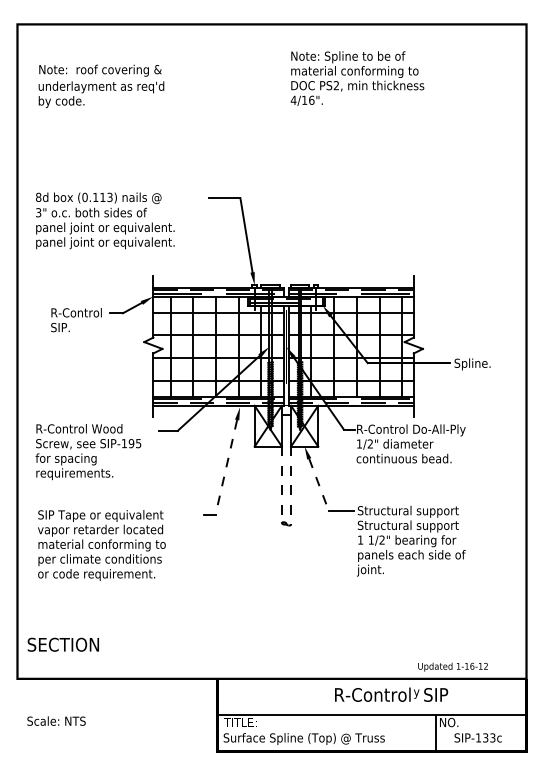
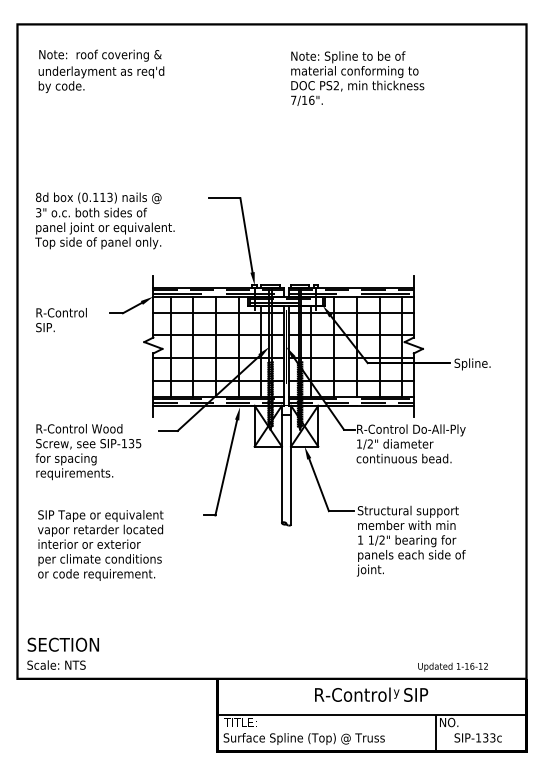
text position: (101, 85) -> (101, 70) (101, 70)
text: 4/16". -> 7/16". (293, 99)
text: panel joint or equivalent. -> Top side of panel only. (104, 243)
text position: (76, 320) -> (61, 320) (61, 320)
text: SIP-195 -> SIP-135 (131, 443)
line: dashed -> solid (226, 467)
line: dashed -> solid (281, 485)
line: dashed -> solid (319, 485)
line: dashed -> solid (291, 486)
text: Structural support -> member with min (407, 526)
text: material conforming to -> interior or exterior (101, 545)
text position: (391, 694) -> (371, 694) (371, 694)
text position: (56, 720) -> (56, 664) (56, 664)
